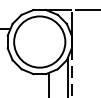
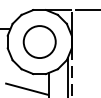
circle diameter: 51 px -> 32 px (39, 42)
line: none -> present (24, 88)
